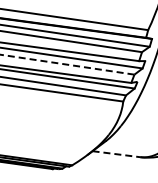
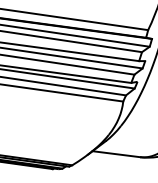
line: dashed -> solid (67, 64)
line: dashed -> solid (116, 154)
